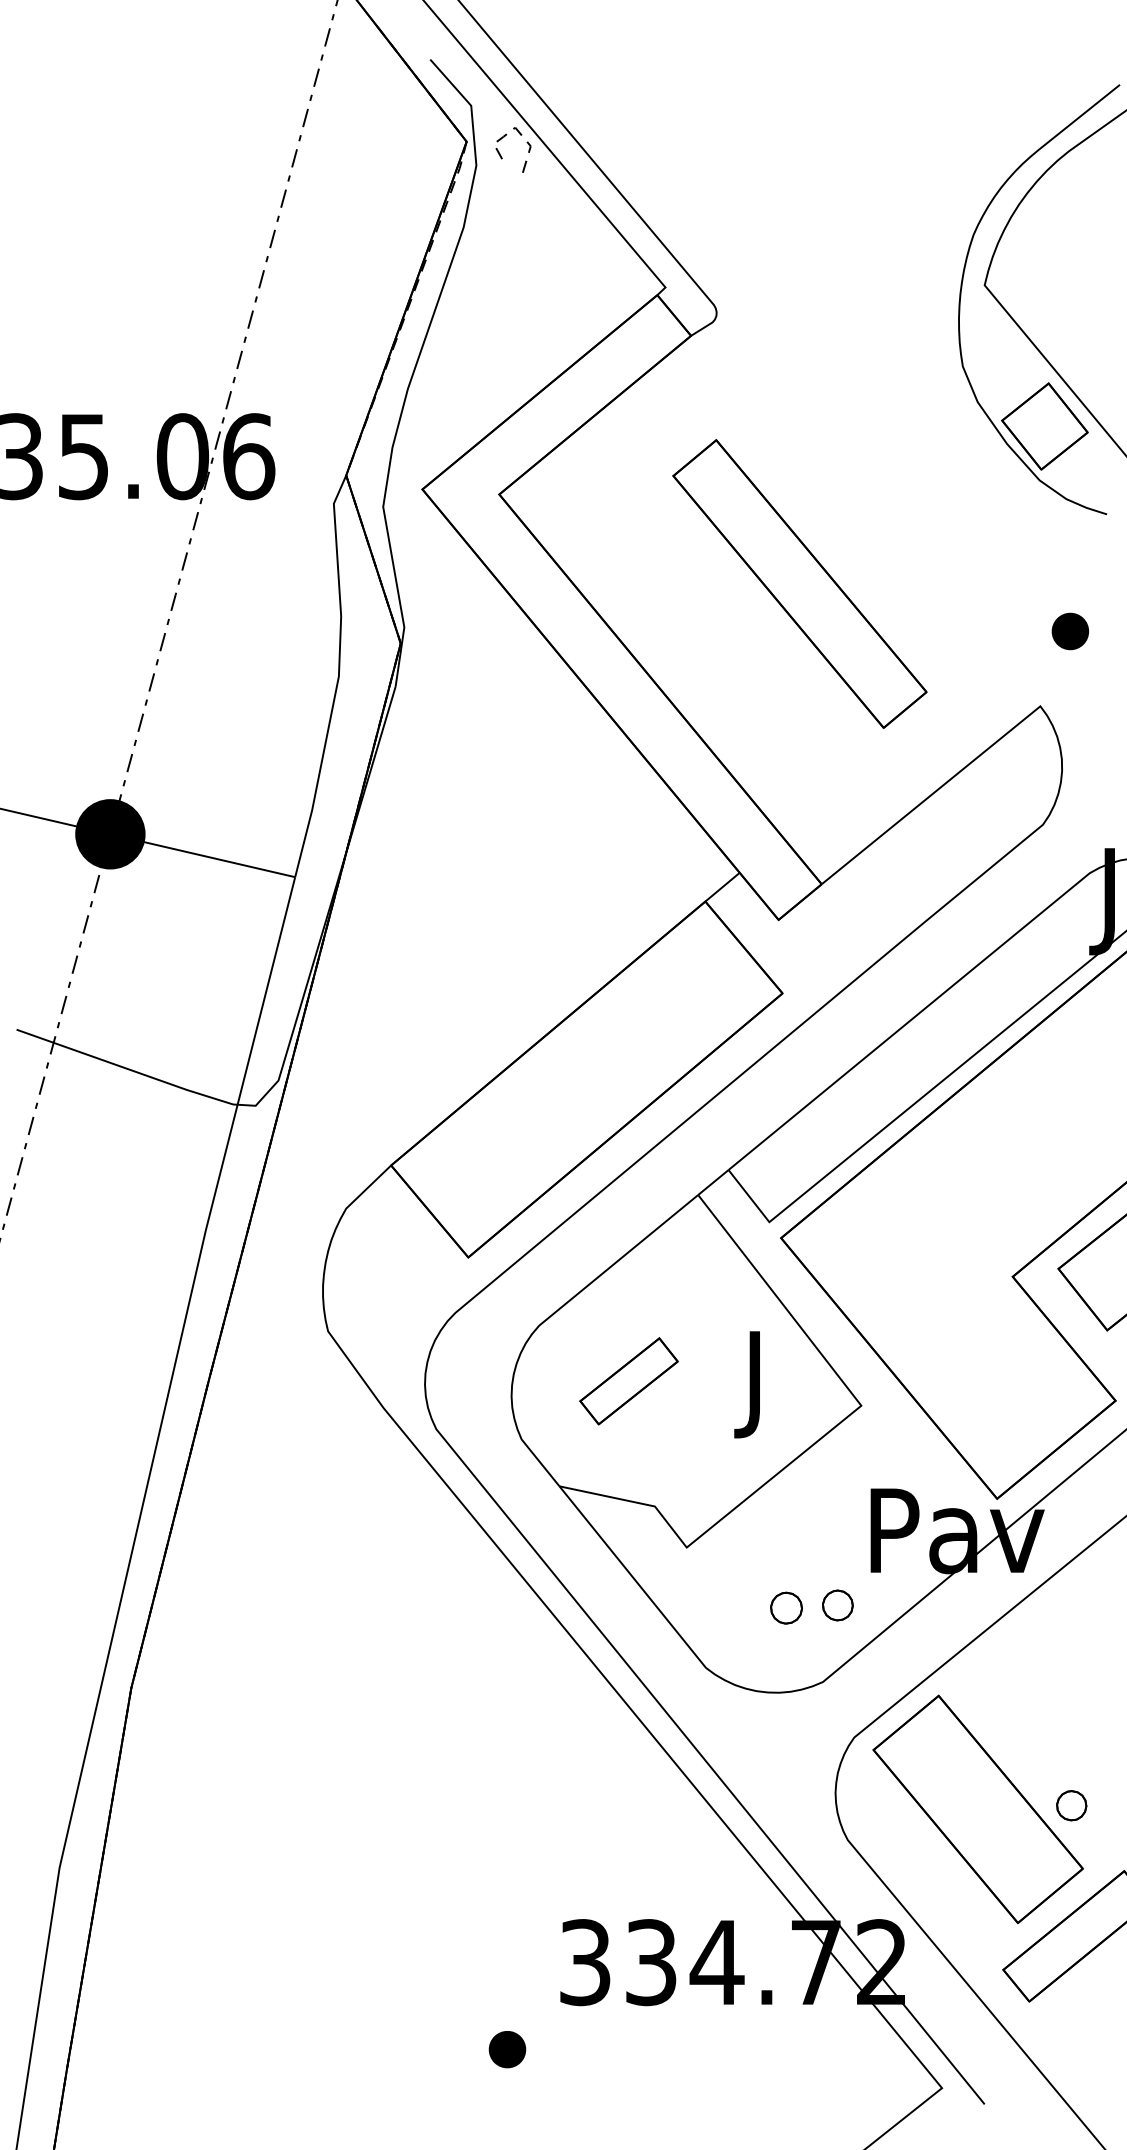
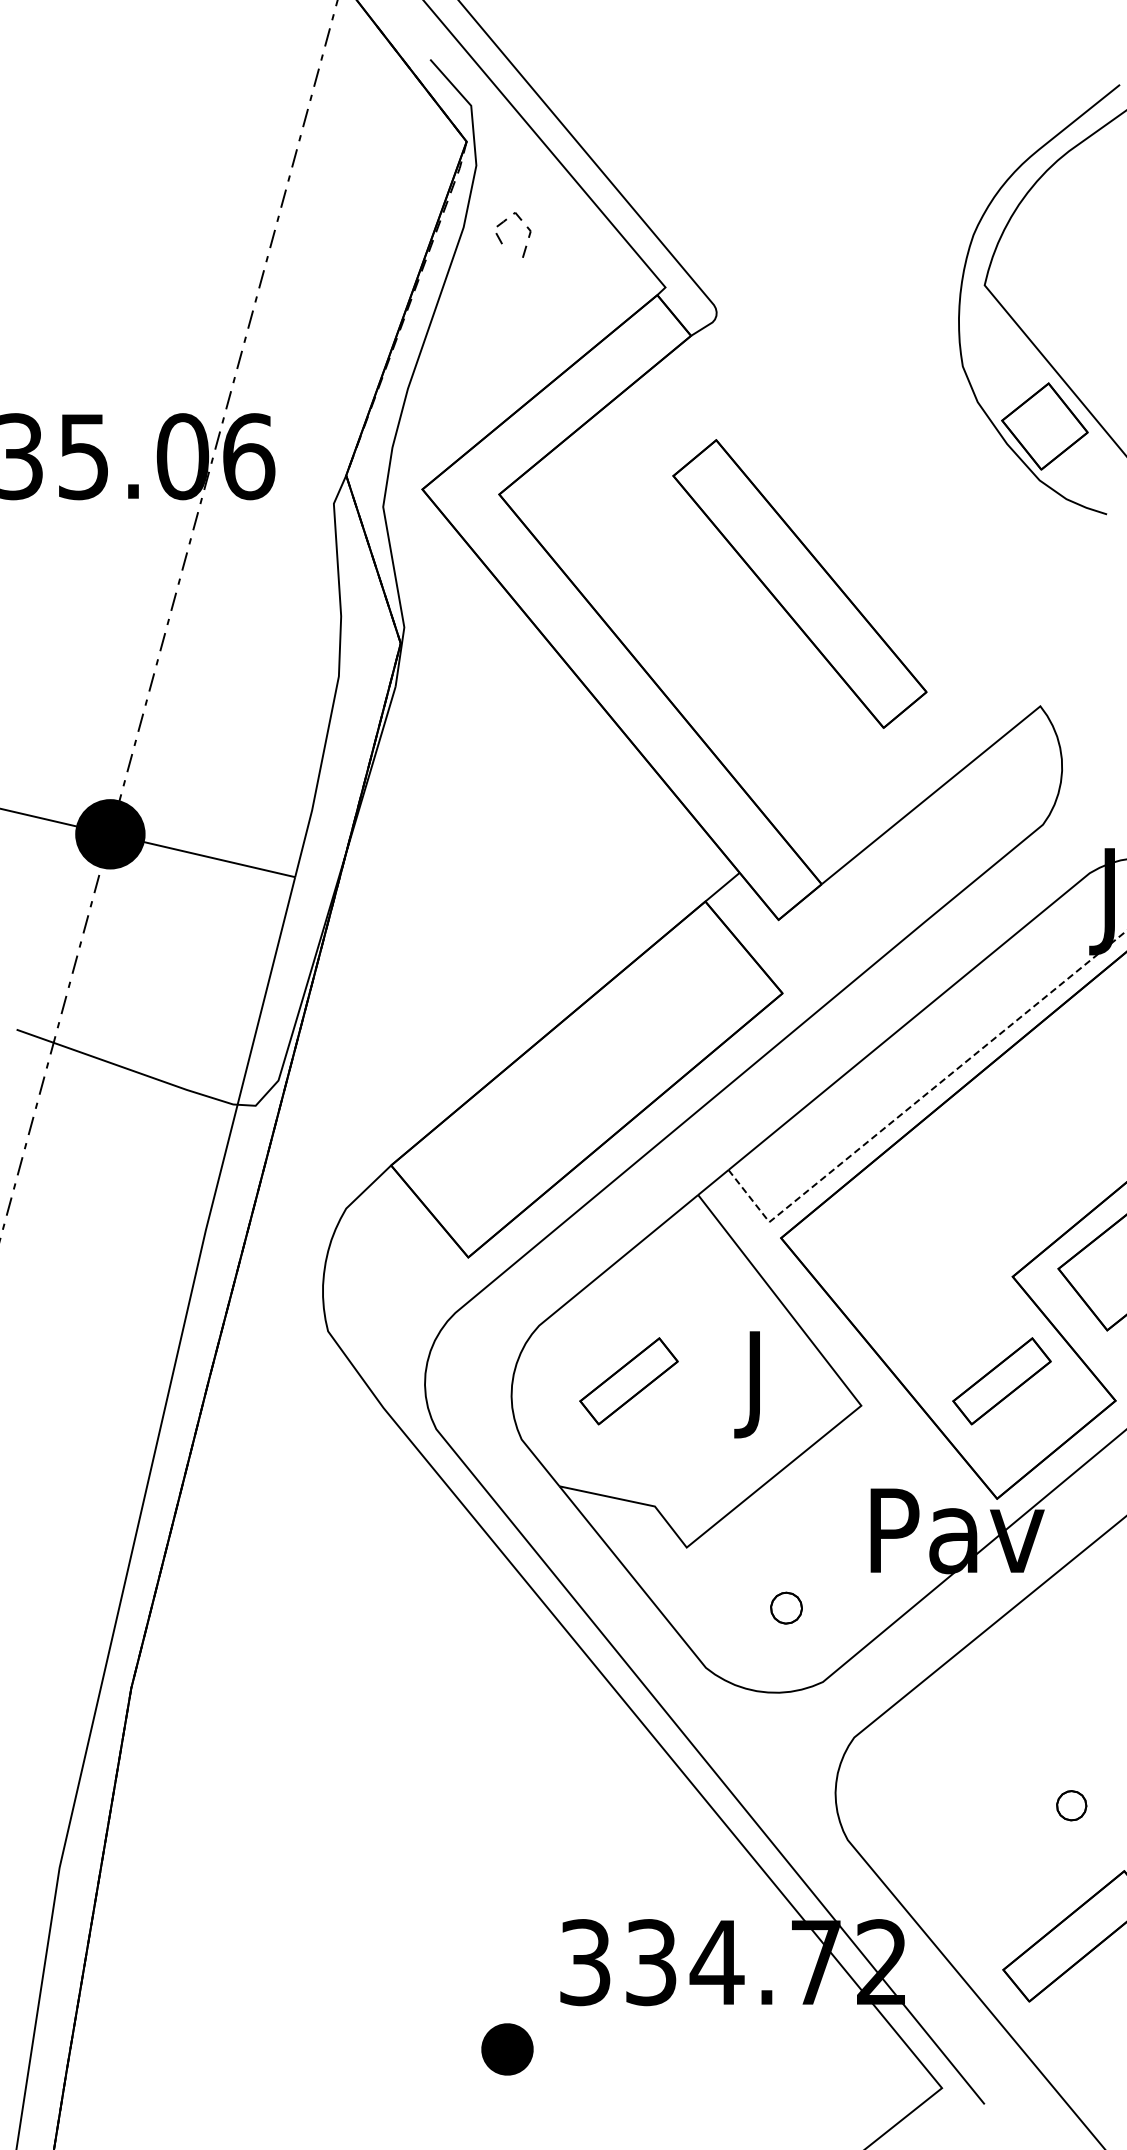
curve position: (501, 155) -> (501, 240) (501, 240)
part: present -> none (1069, 631)
line: solid -> dashed (921, 1097)
part: none -> present (1001, 1381)
part: present -> none (837, 1605)
part: present -> none (977, 1809)
part size: 39x38 px -> 53x53 px (507, 2049)
